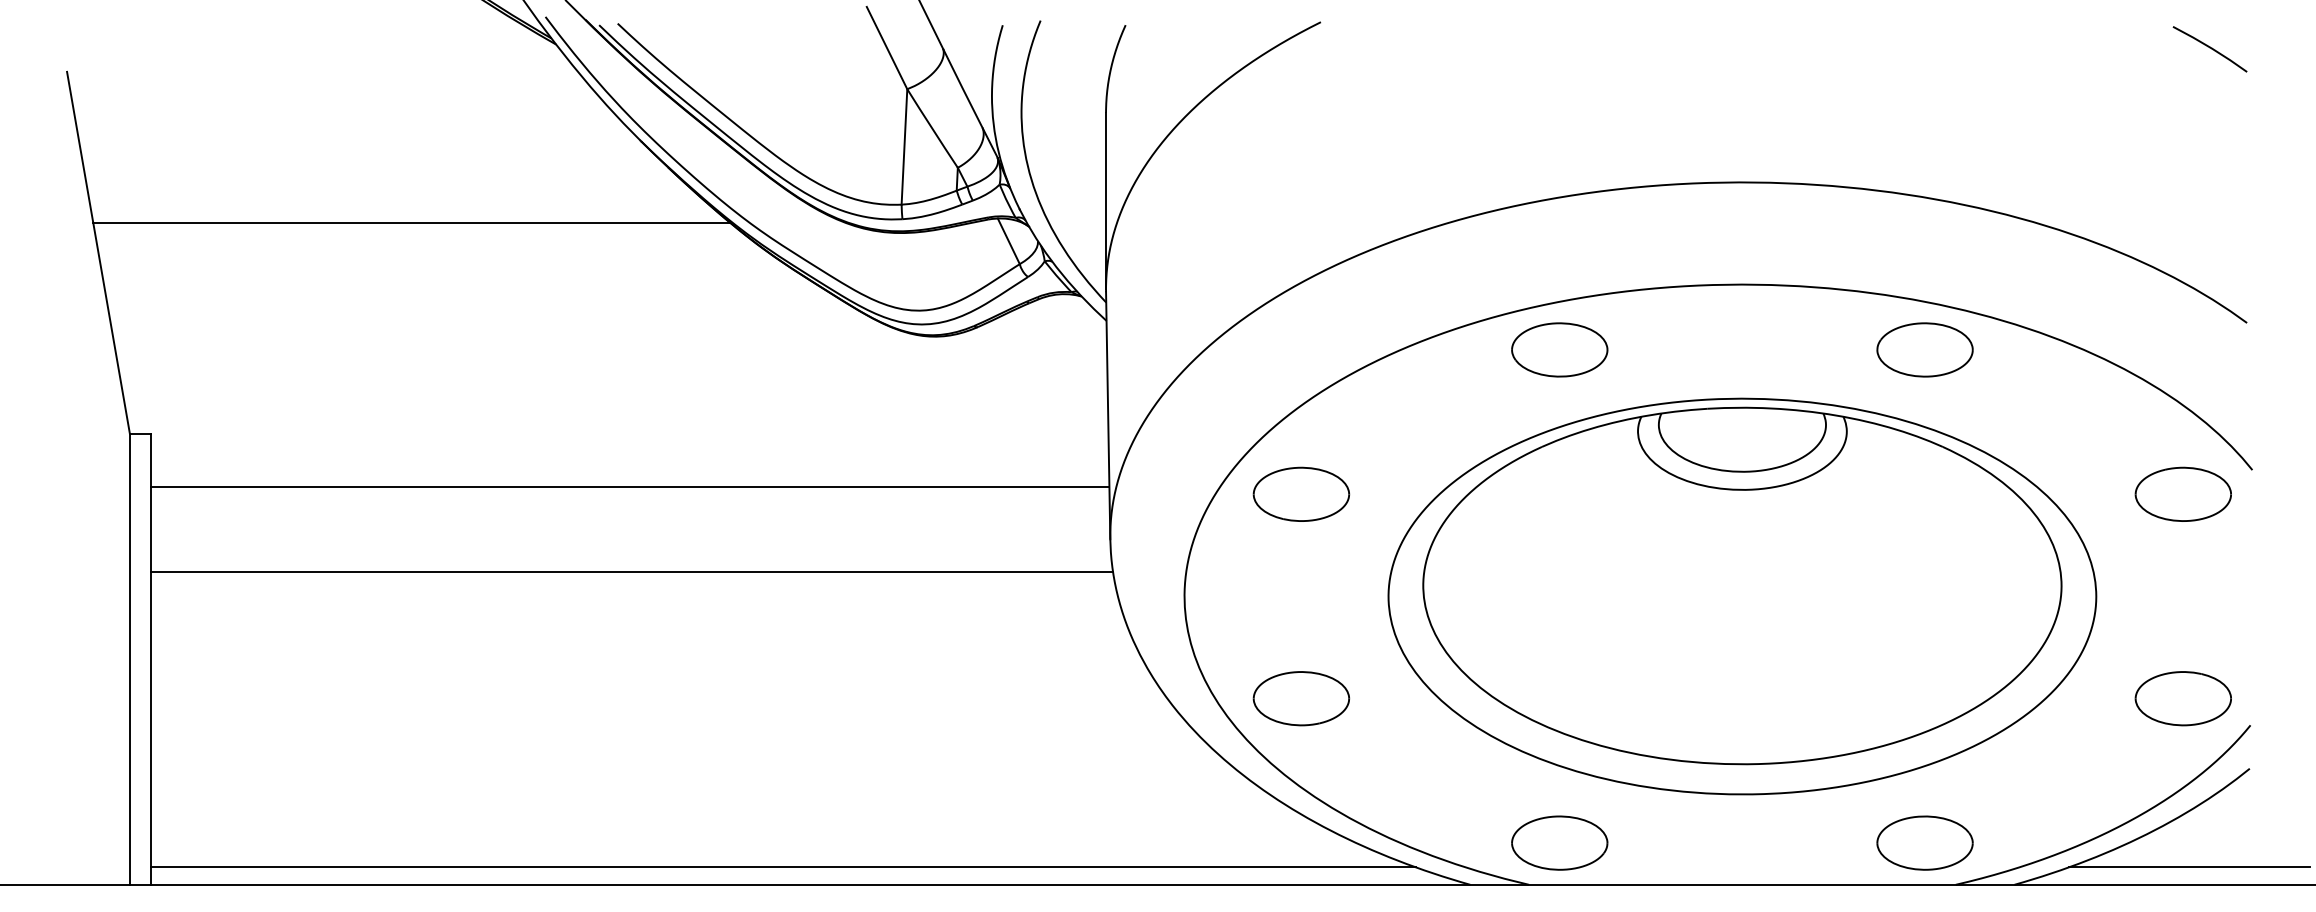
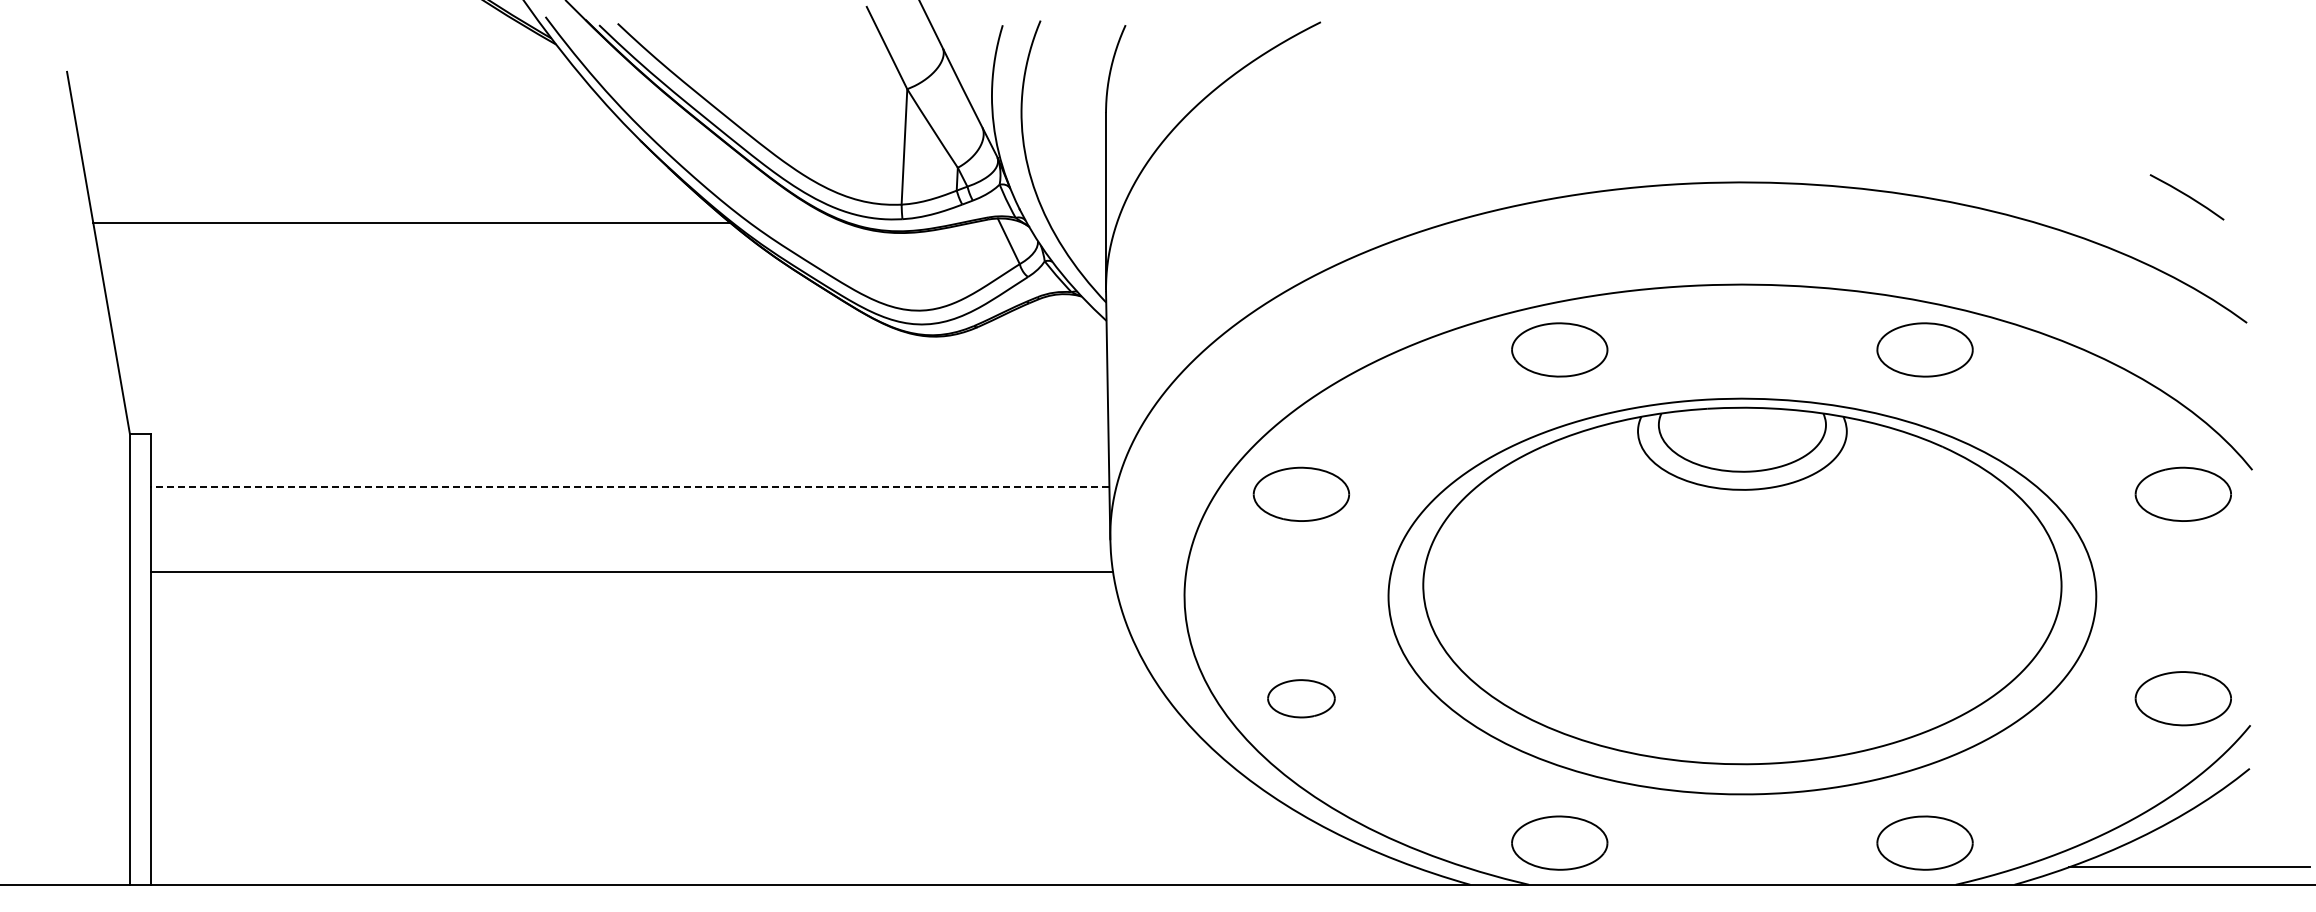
line position: (2209, 48) -> (2186, 196) (2186, 196)
line: solid -> dashed (630, 487)
part size: 99x56 px -> 69x40 px (1301, 698)
line: present -> none (783, 867)
